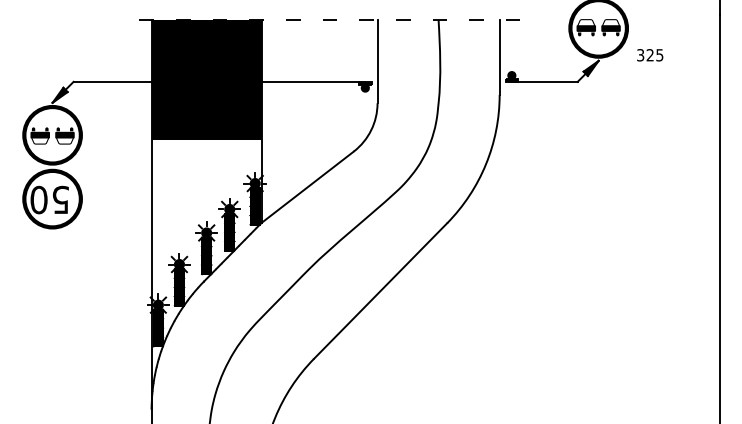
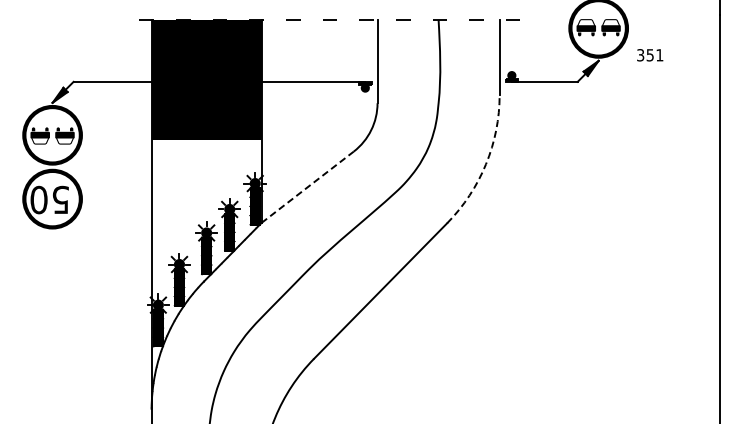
text: 325 -> 351 (654, 55)
arc: solid -> dashed (486, 164)
line: solid -> dashed (308, 186)
